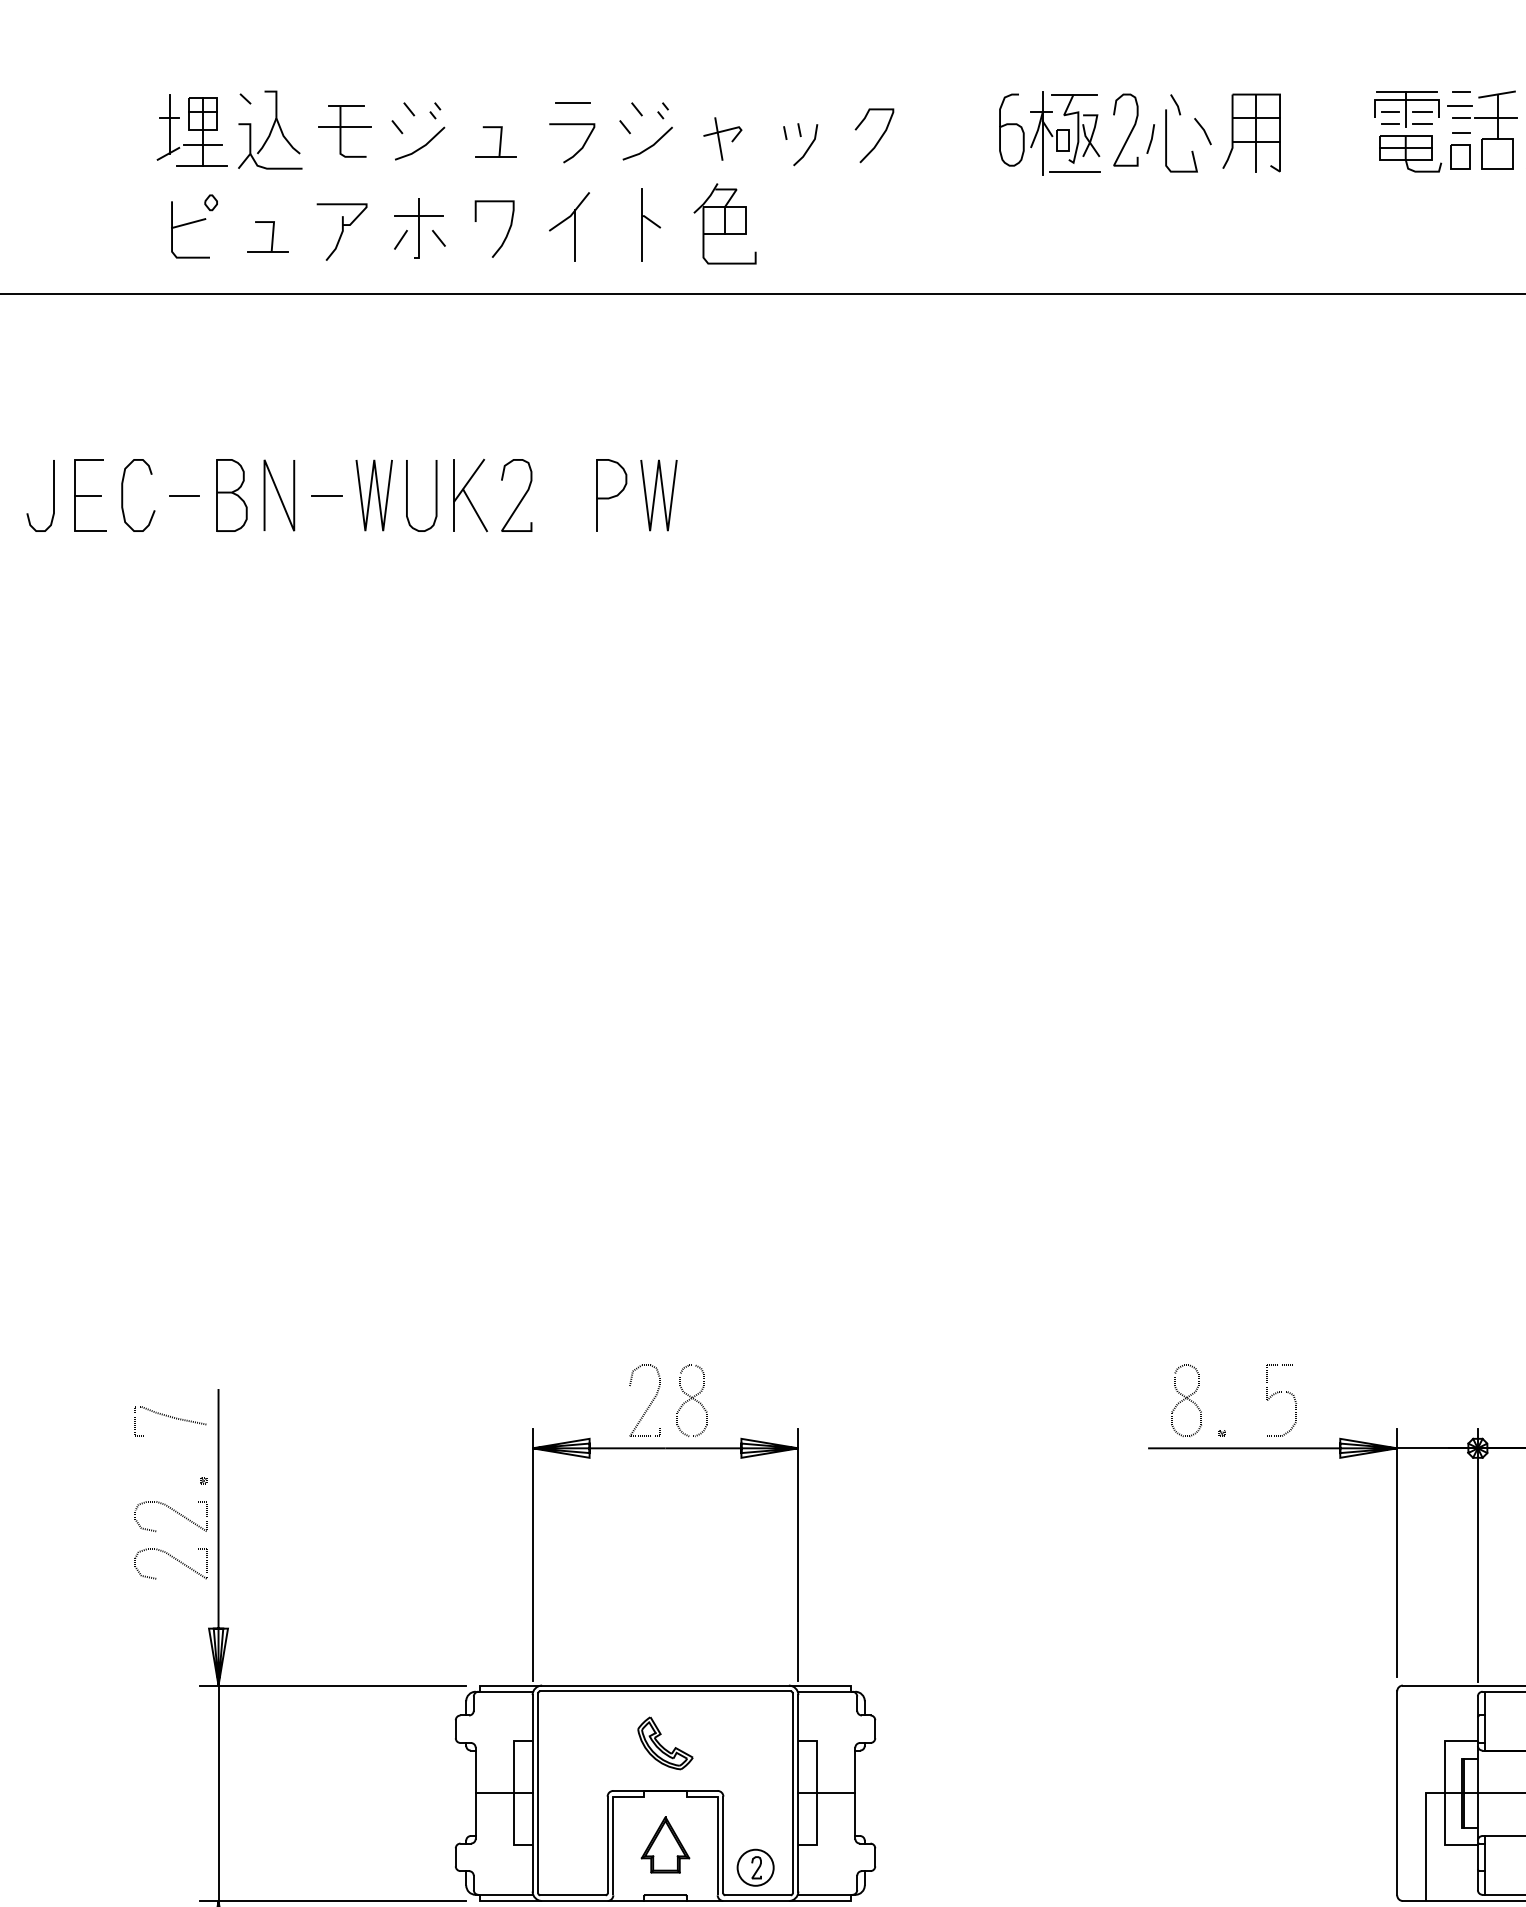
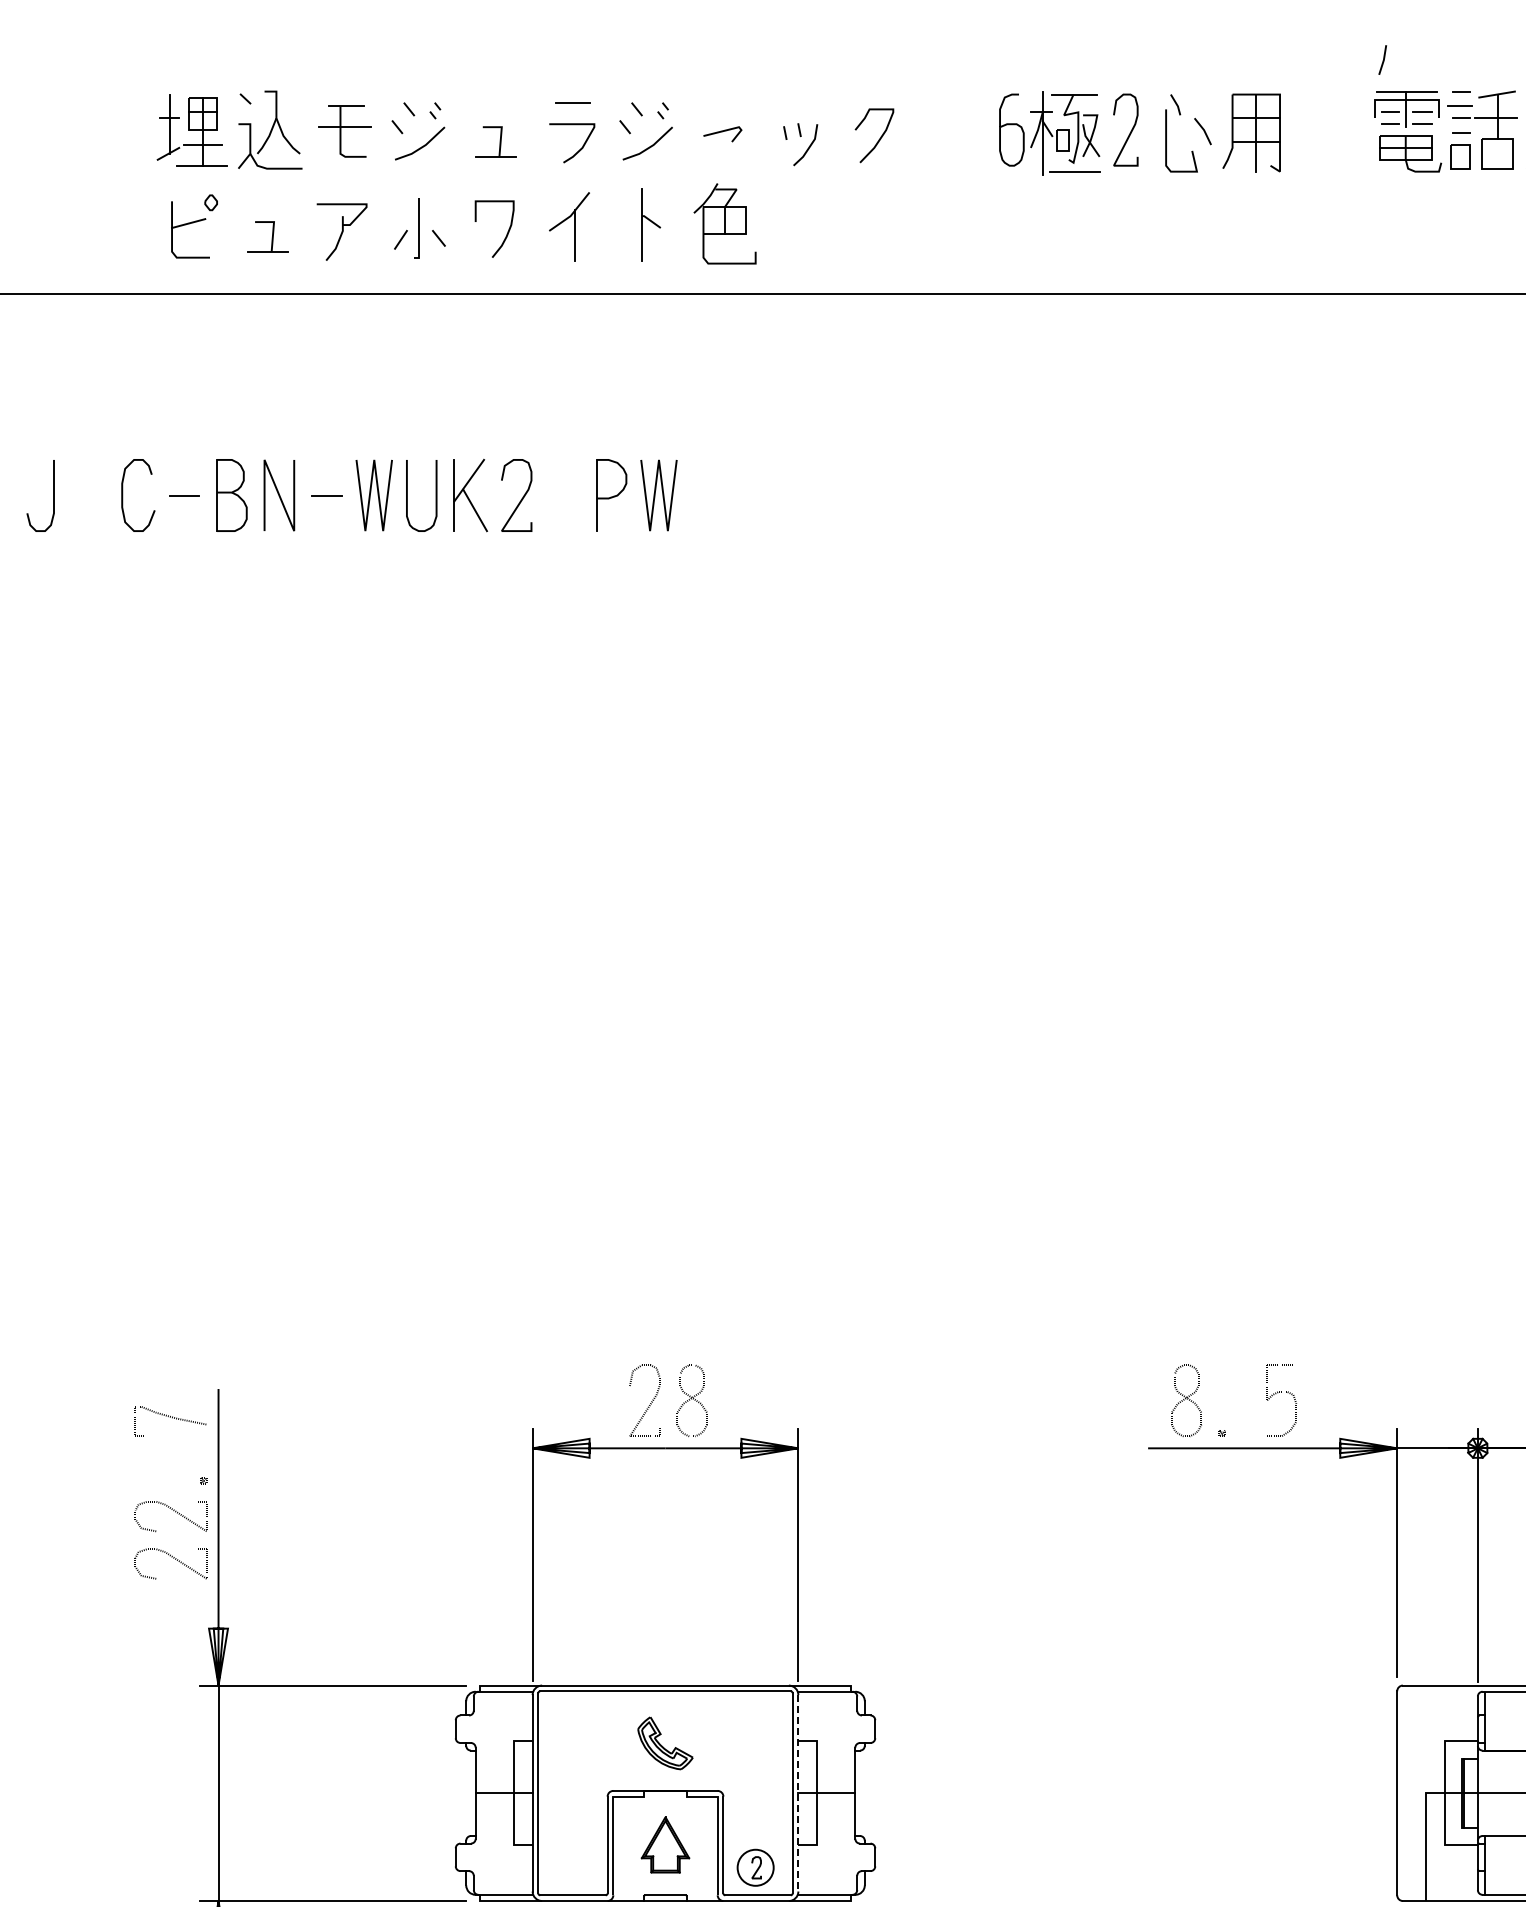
line: present -> none (718, 138)
line position: (1151, 138) -> (1383, 59) (1383, 59)
line: present -> none (418, 216)
part: present -> none (90, 495)
line: solid -> dashed (798, 1793)
